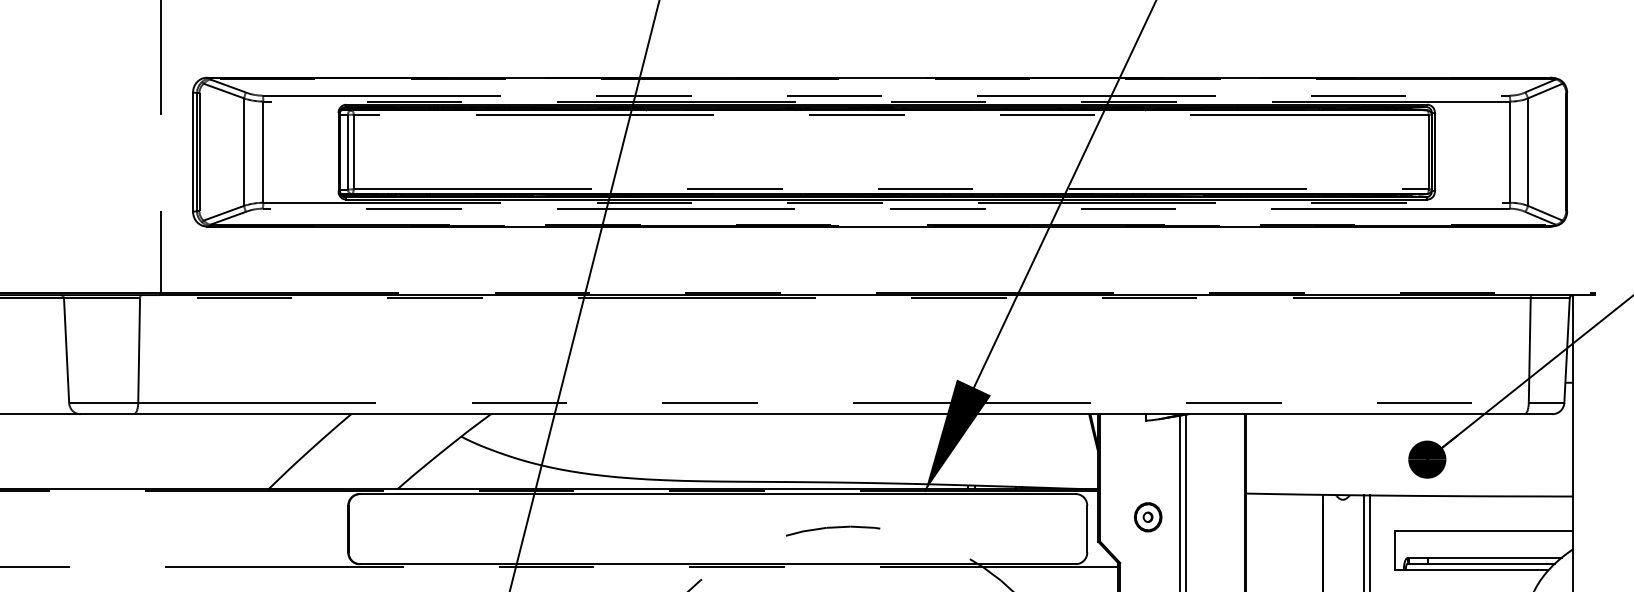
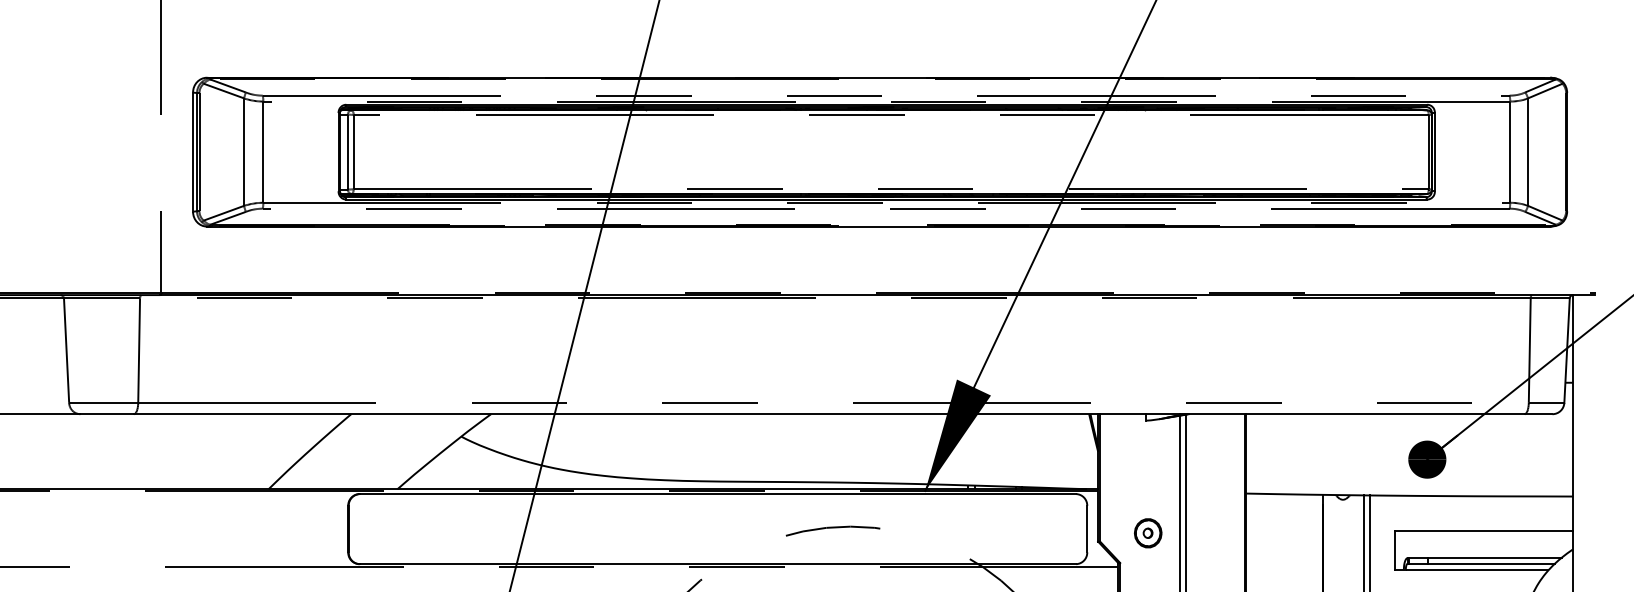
part position: (1148, 517) -> (1148, 533) (1148, 533)
